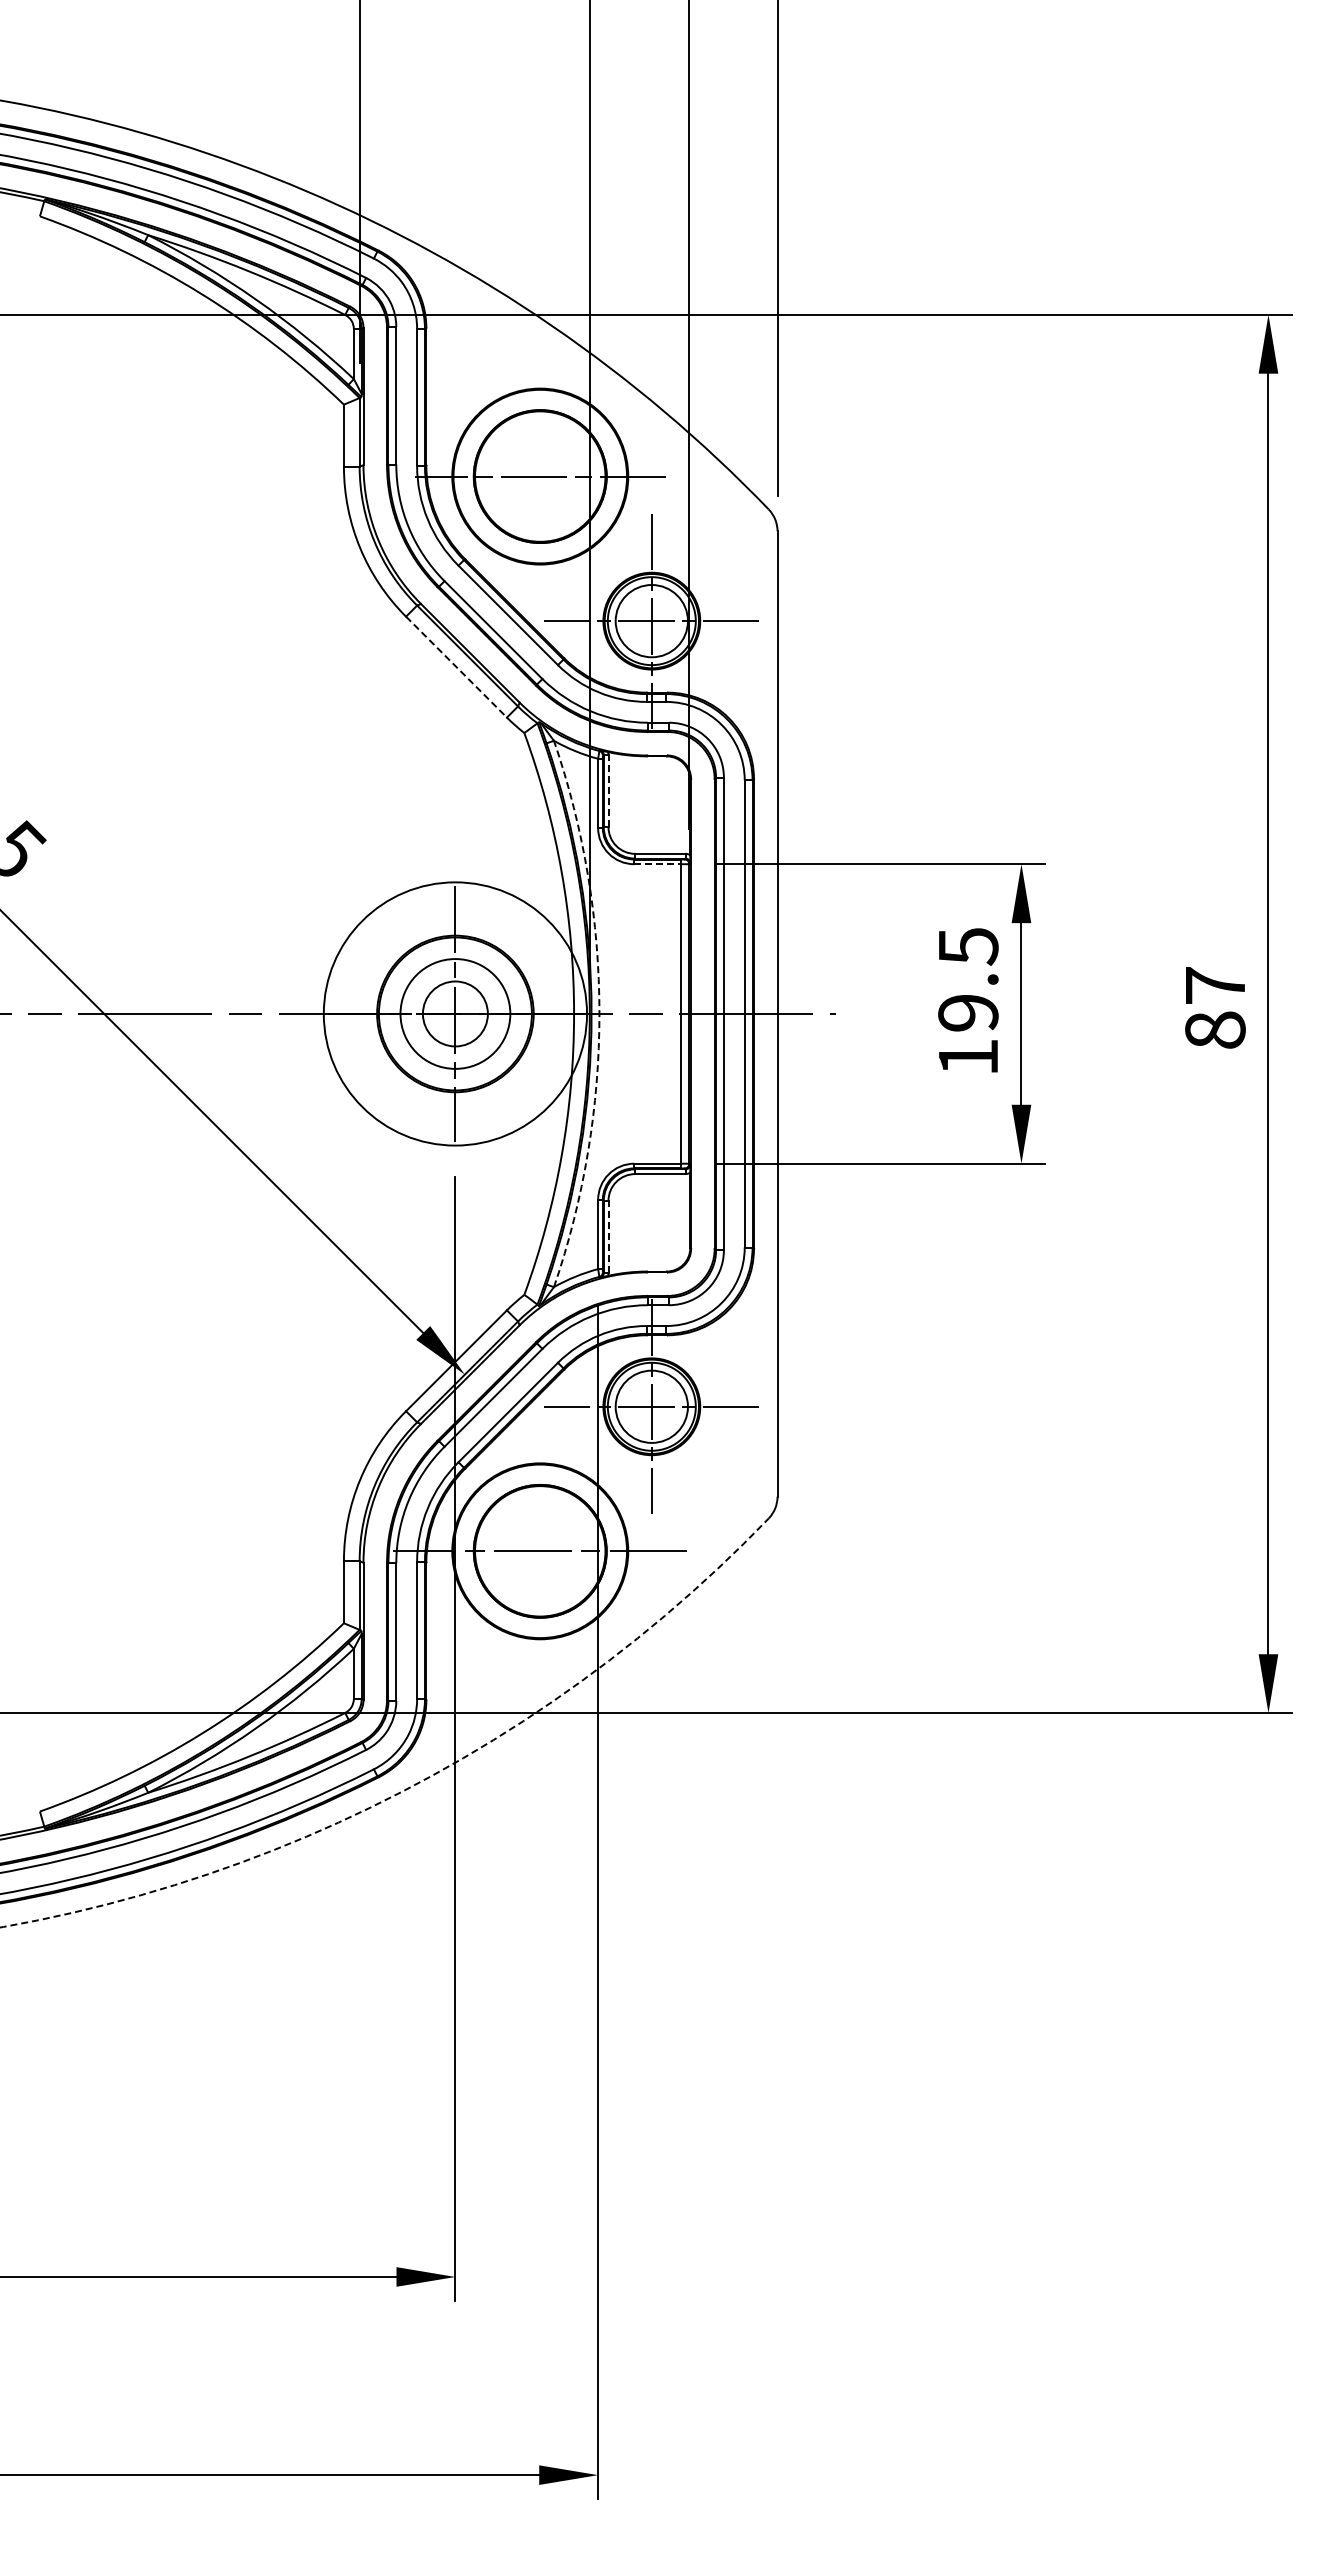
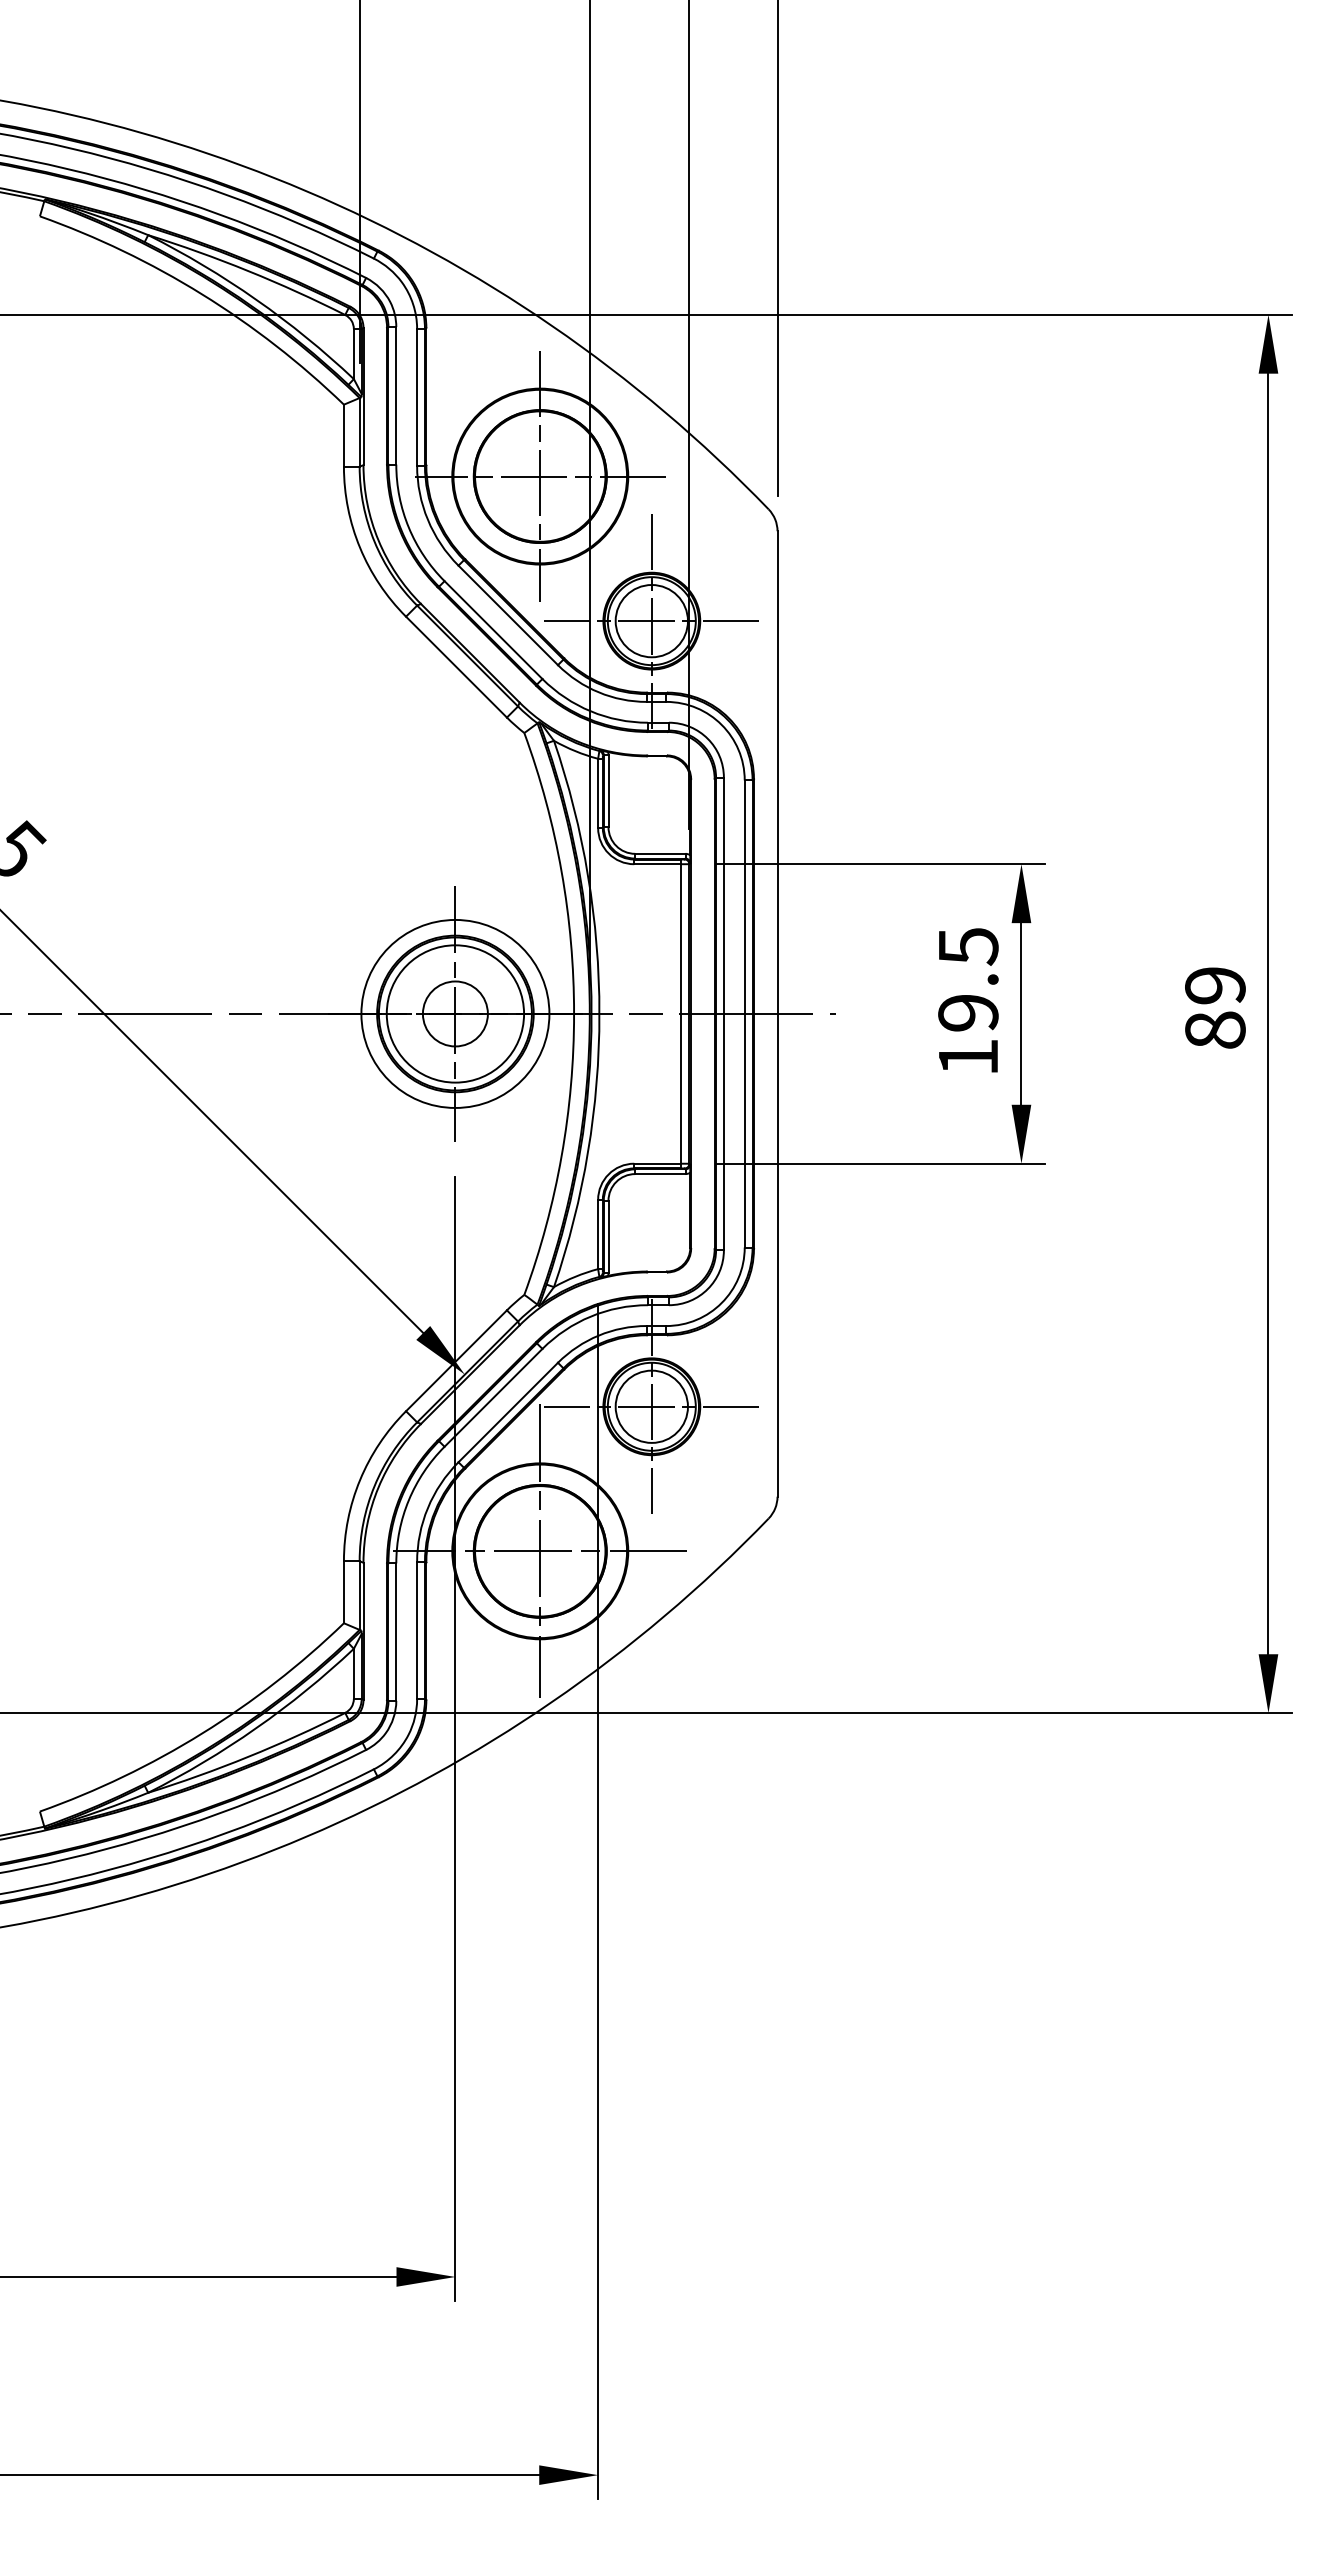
line: none -> present (540, 476)
line: dashed -> solid (456, 667)
line: dashed -> solid (608, 790)
line: dashed -> solid (657, 864)
text: 87 -> 89 (1215, 985)
circle diameter: 110 px -> 137 px (455, 1013)
circle diameter: 263 px -> 188 px (455, 1013)
arc: dashed -> solid (599, 1013)
line: dashed -> solid (608, 1236)
line: none -> present (540, 1551)
arc: dashed -> solid (415, 1784)
